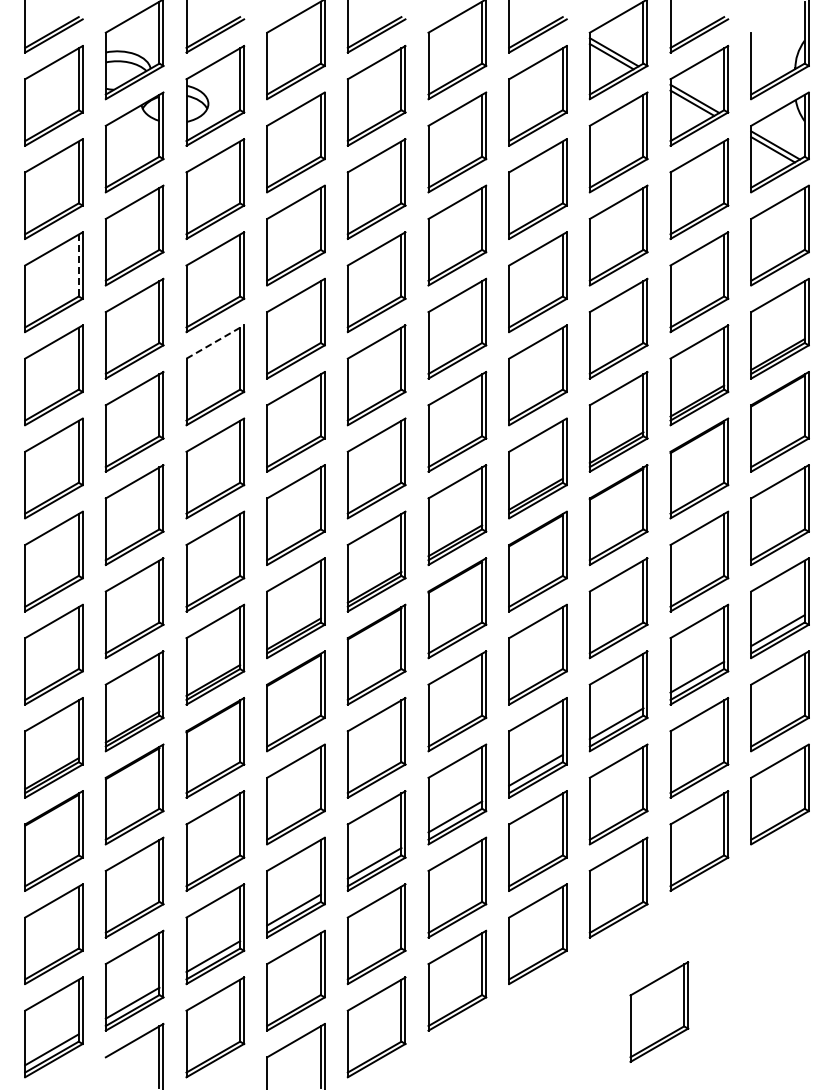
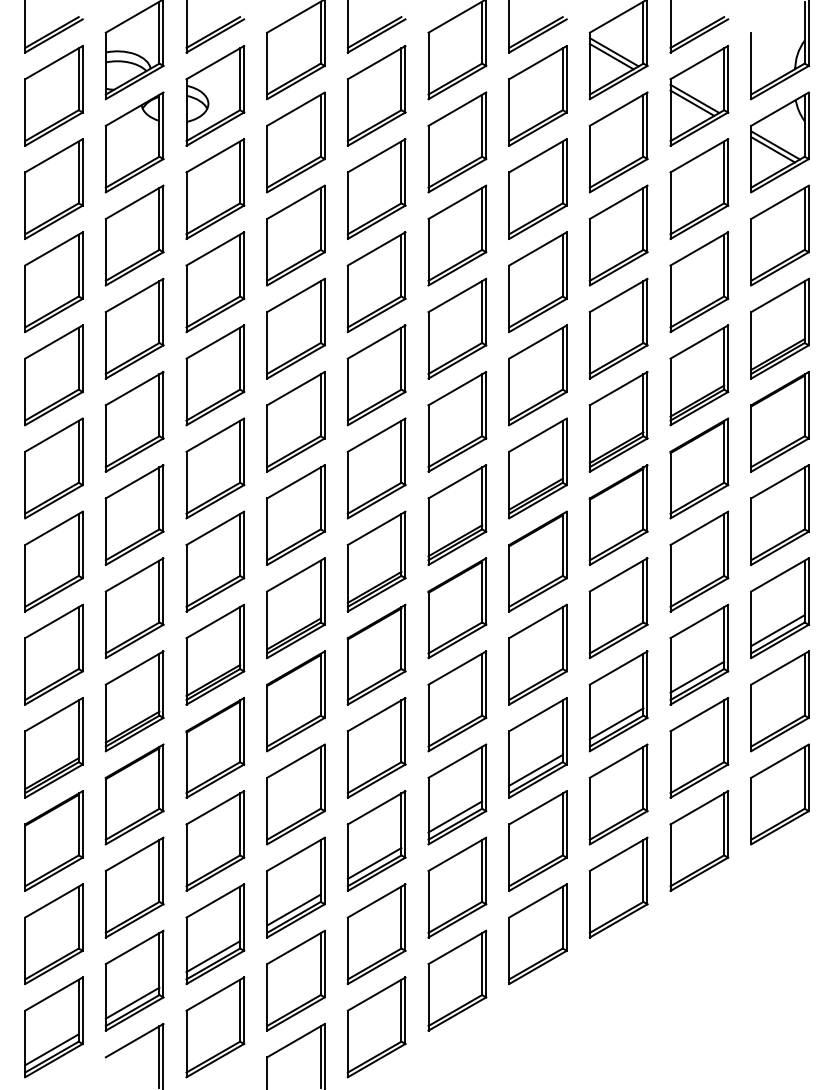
line: dashed -> solid (78, 265)
line: dashed -> solid (215, 341)
part: present -> none (659, 1011)
